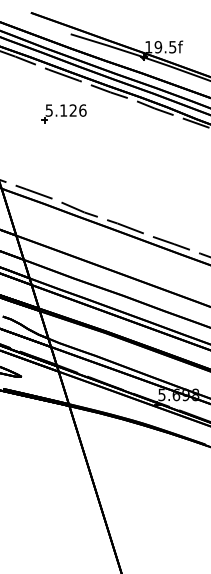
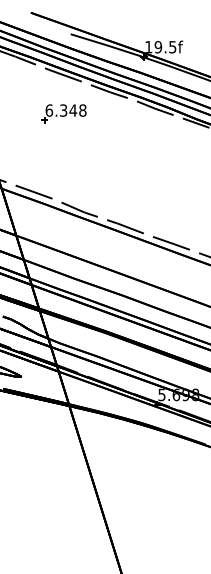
text: 5.126 -> 6.348 (65, 110)
